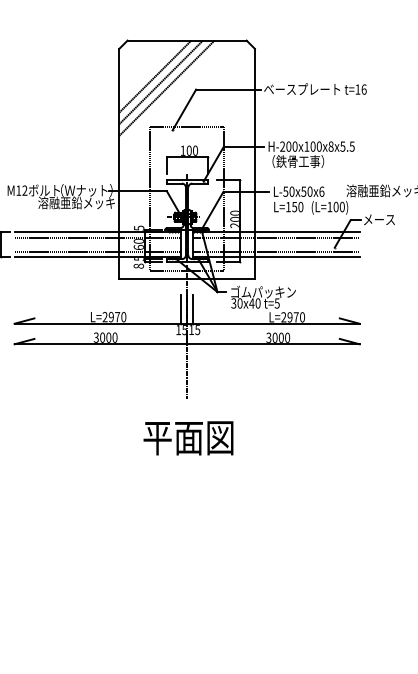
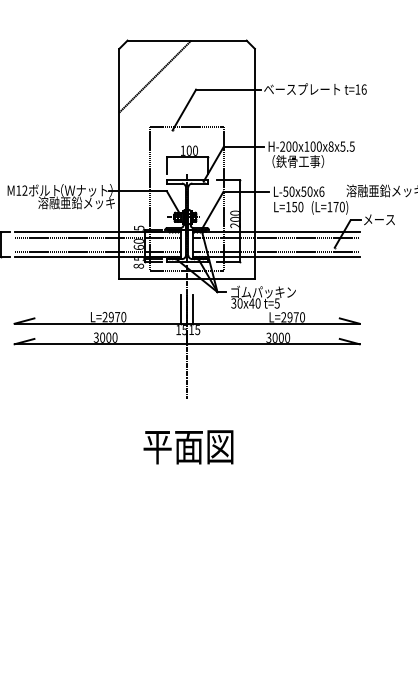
line: present -> none (160, 82)
line: present -> none (166, 87)
text: (L=100) -> (L=170) (335, 206)
text position: (188, 438) -> (188, 447) (188, 447)
